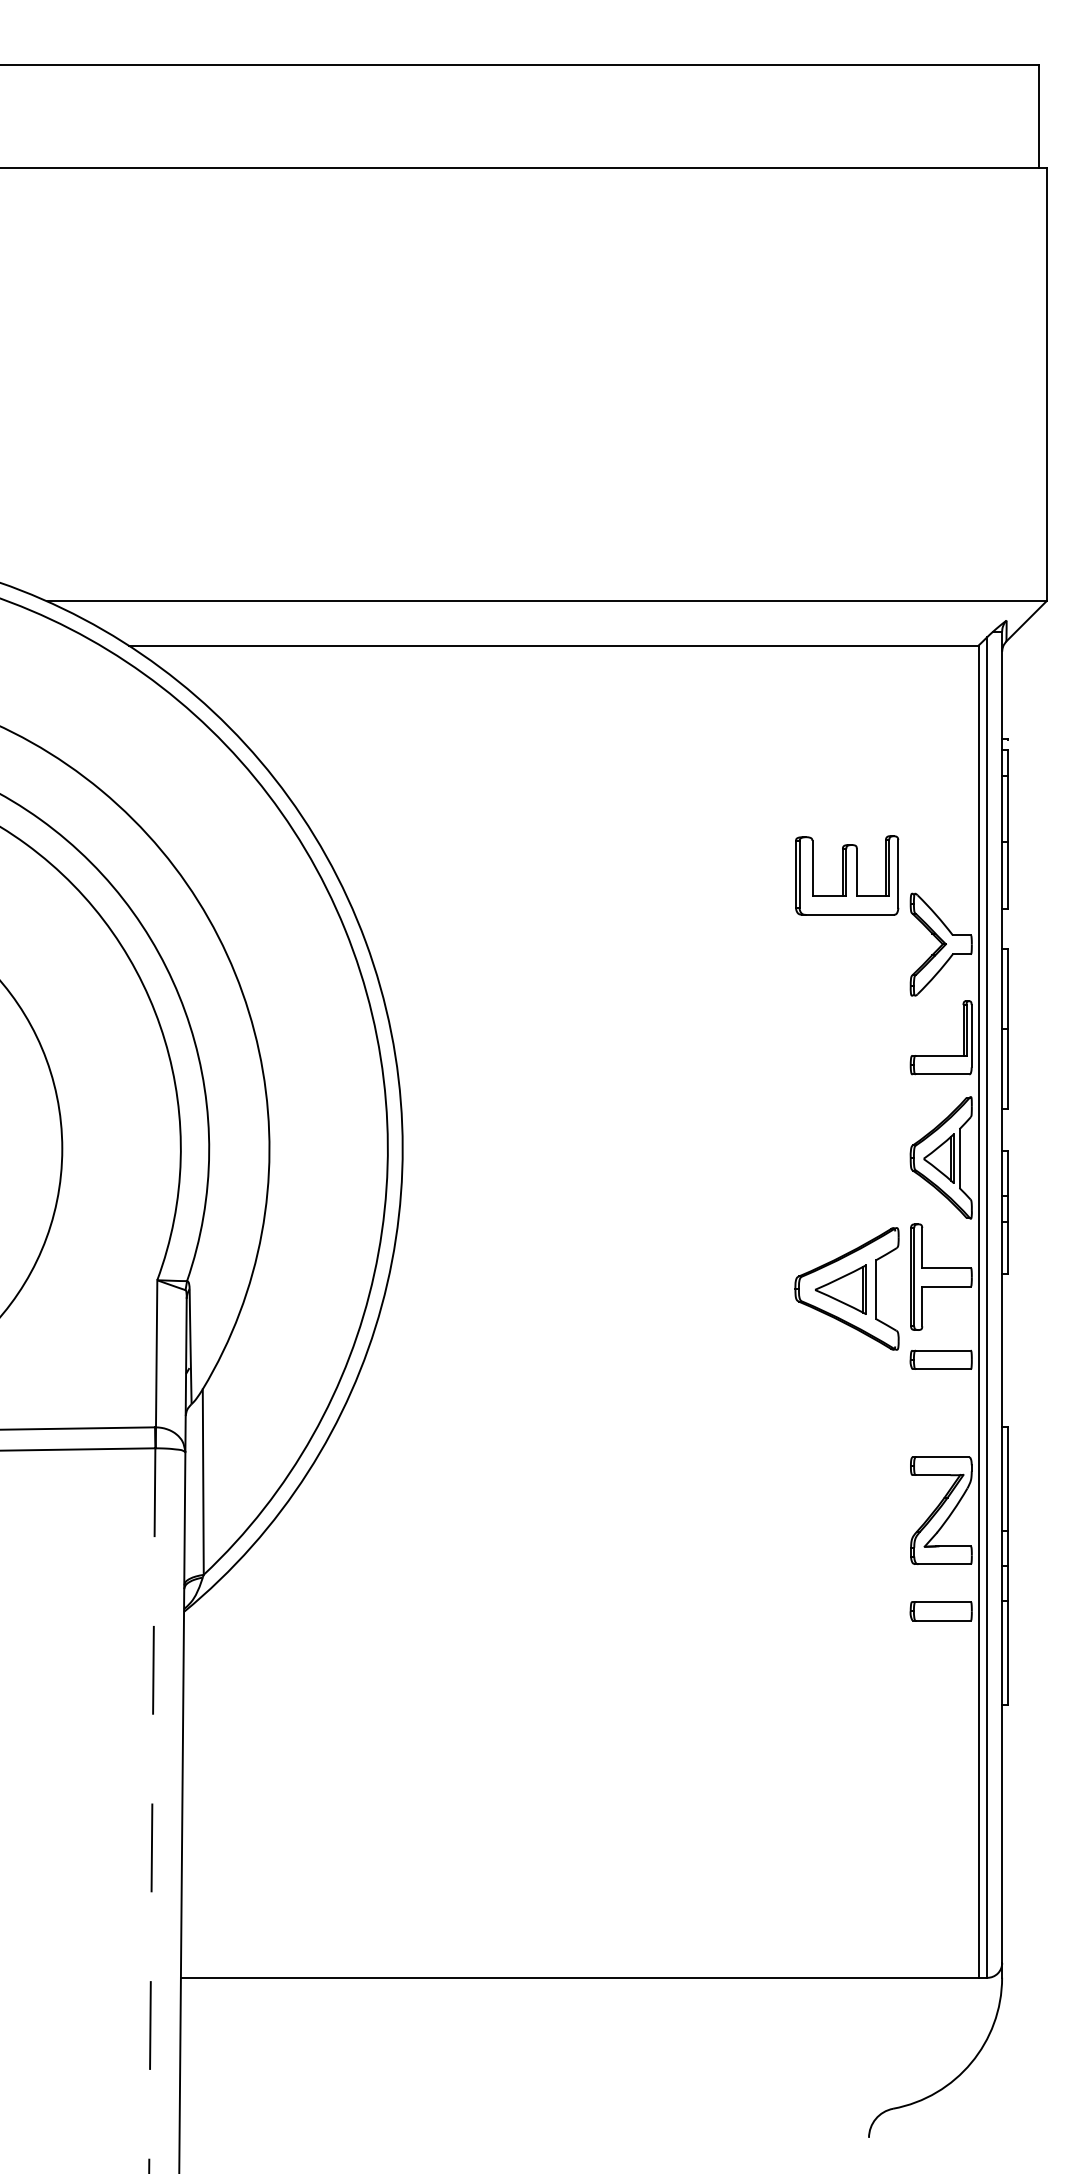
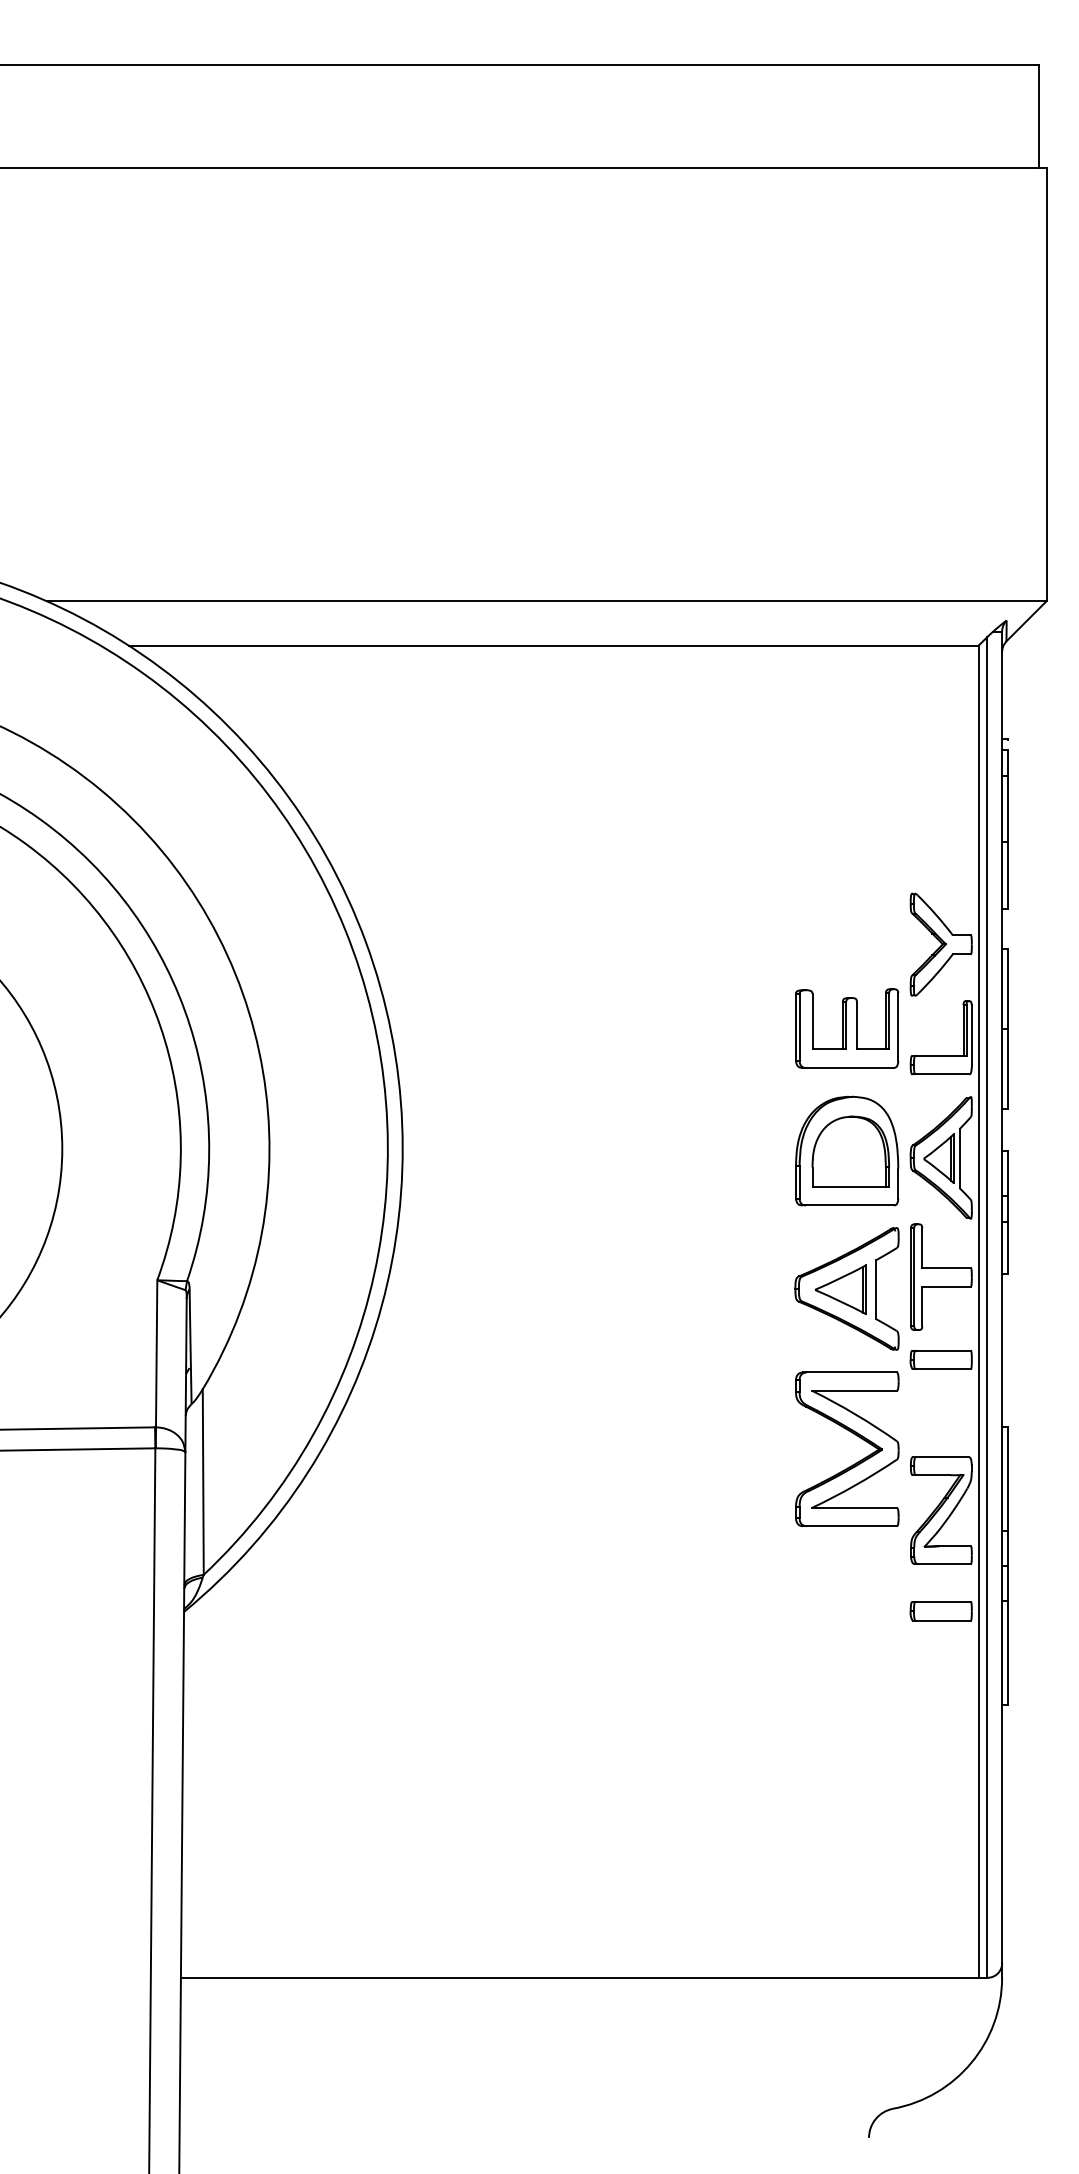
part position: (847, 875) -> (847, 1028) (847, 1028)
part: none -> present (847, 1150)
part: none -> present (856, 1436)
line: dashed -> solid (152, 1810)
